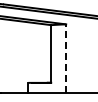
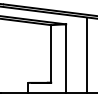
line: none -> present (87, 54)
line: dashed -> solid (66, 58)
